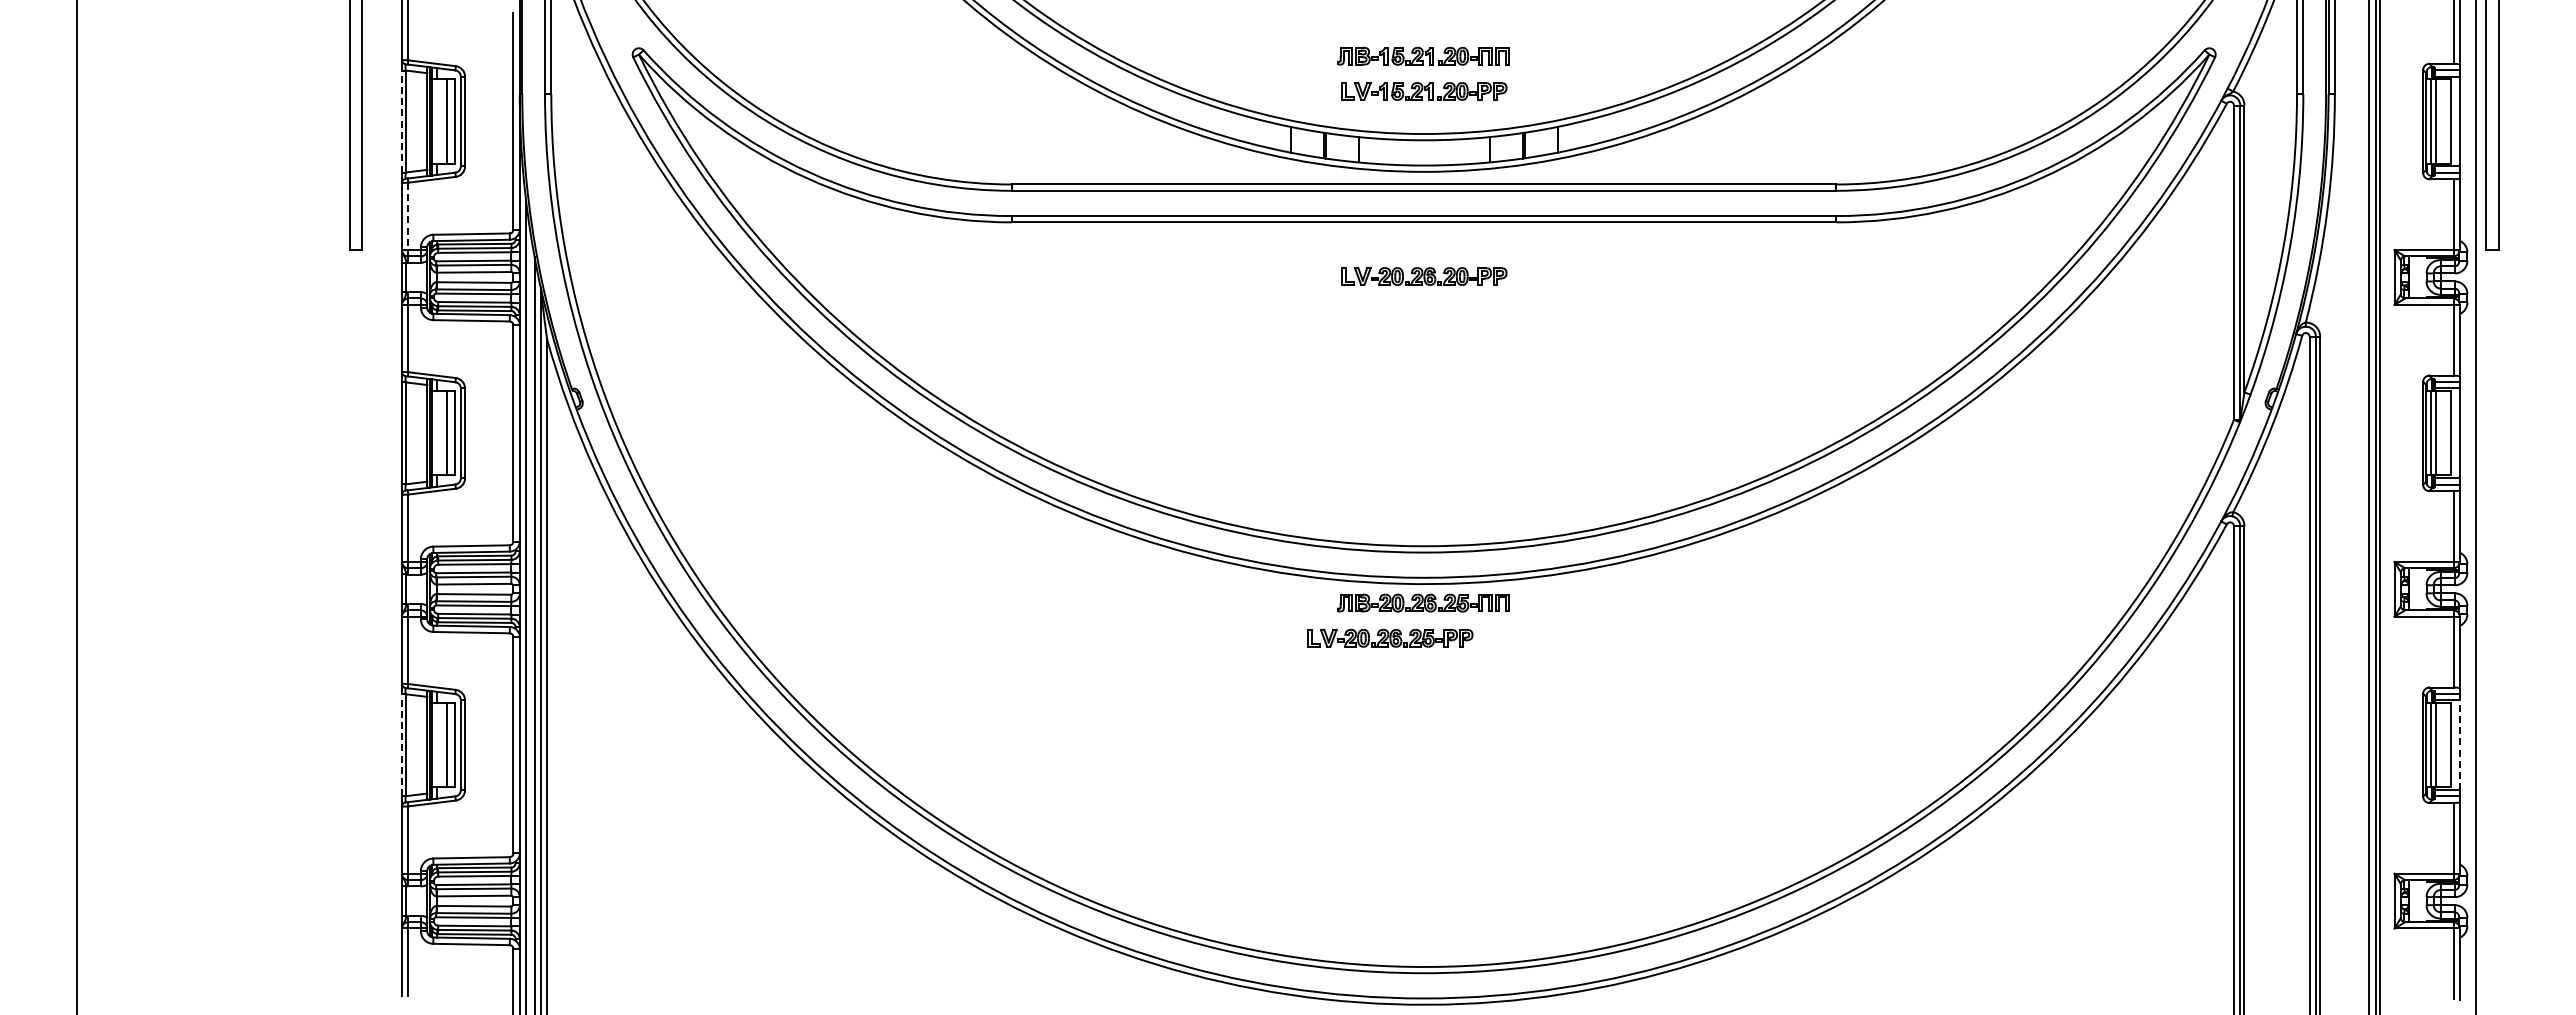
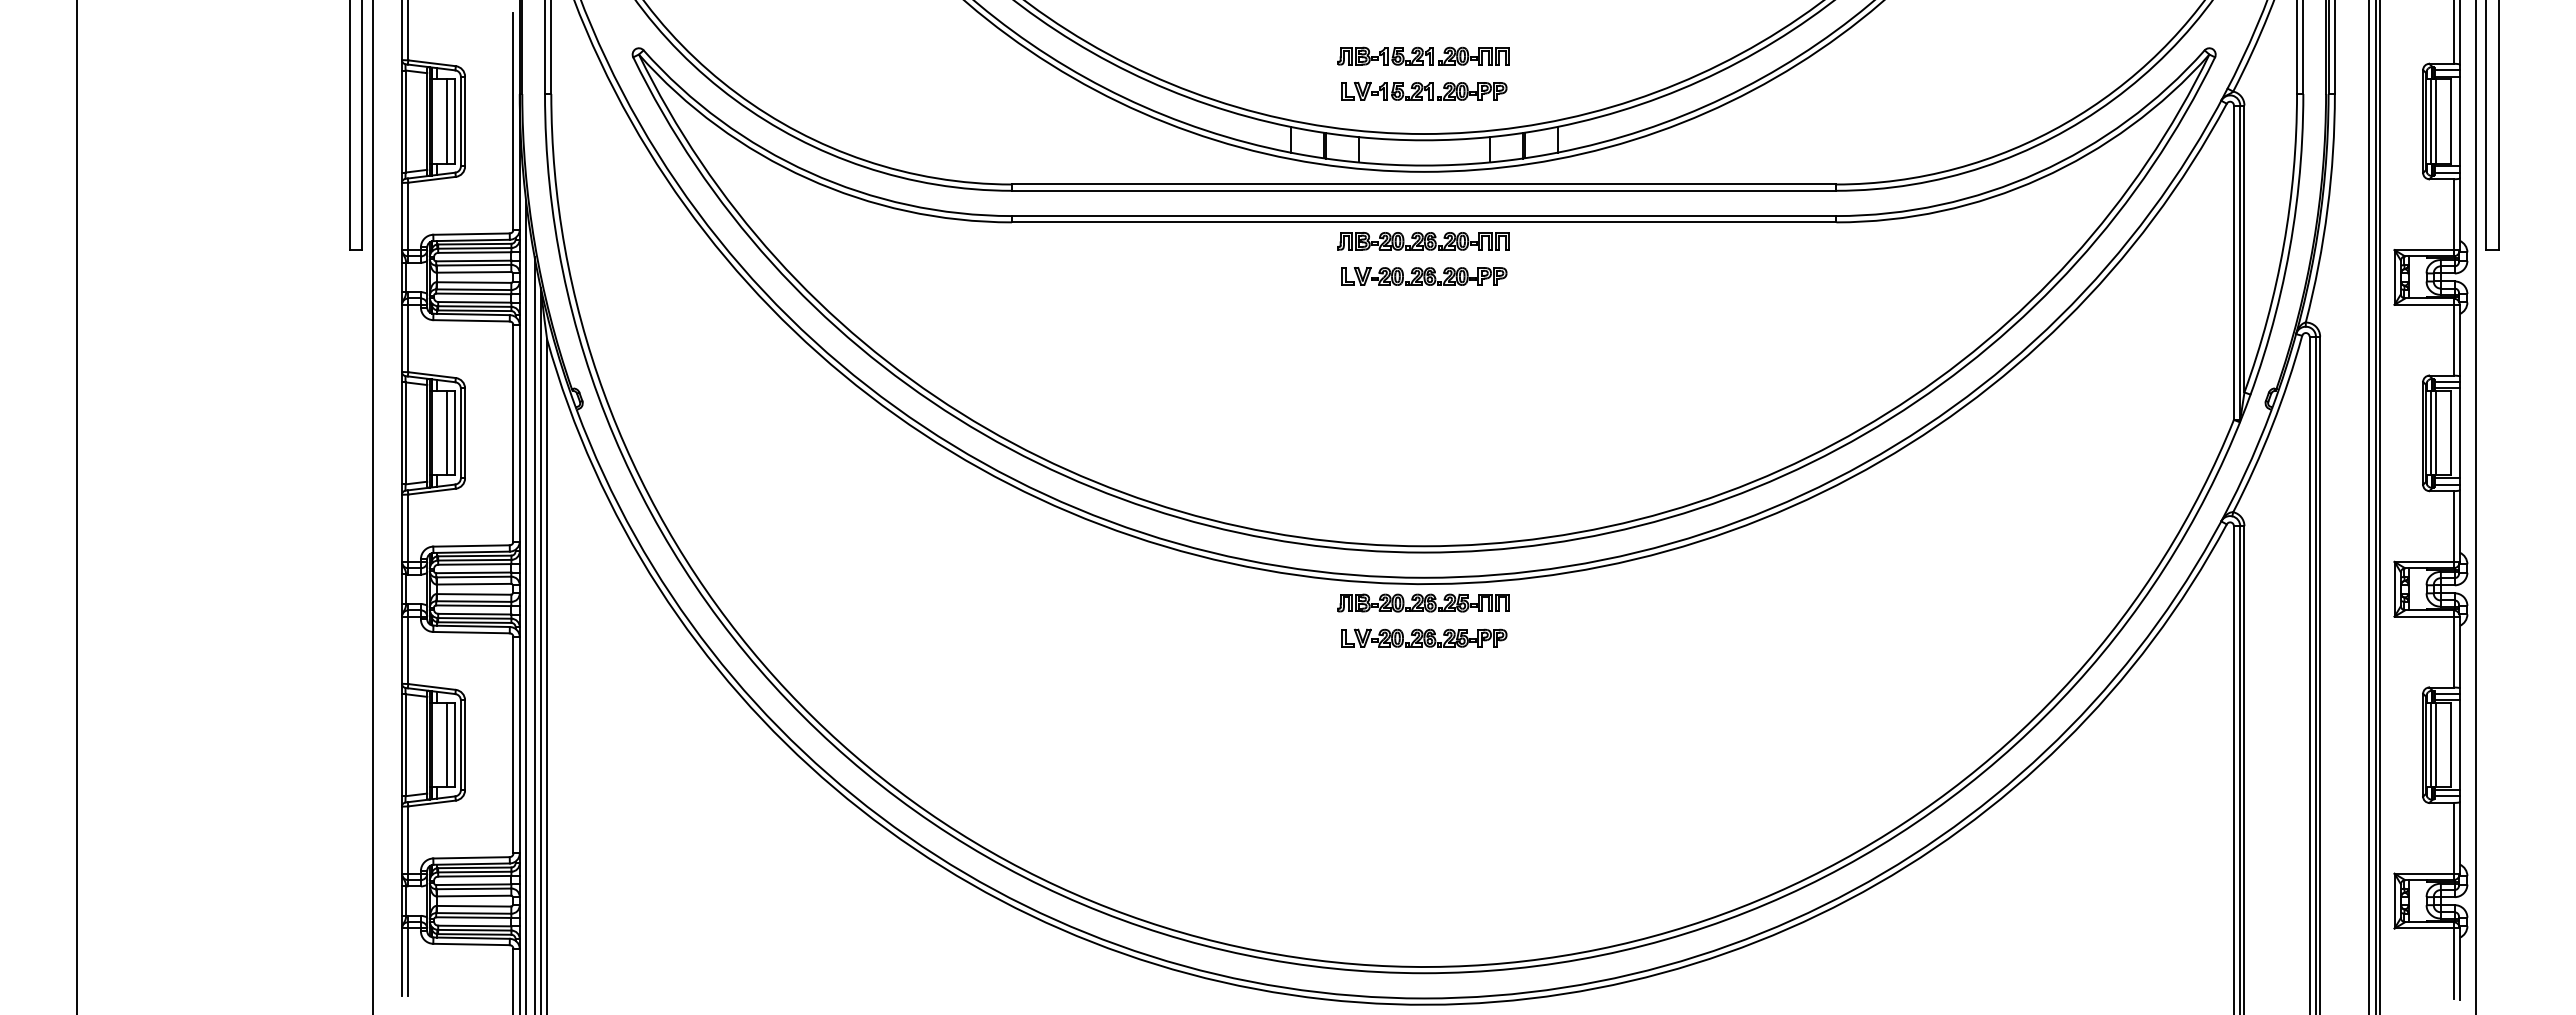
line: dashed -> solid (401, 121)
line: dashed -> solid (408, 216)
part: none -> present (1423, 241)
line: none -> present (372, 506)
part position: (1390, 637) -> (1424, 637) (1424, 637)
line: dashed -> solid (401, 745)
line: dashed -> solid (2459, 745)
